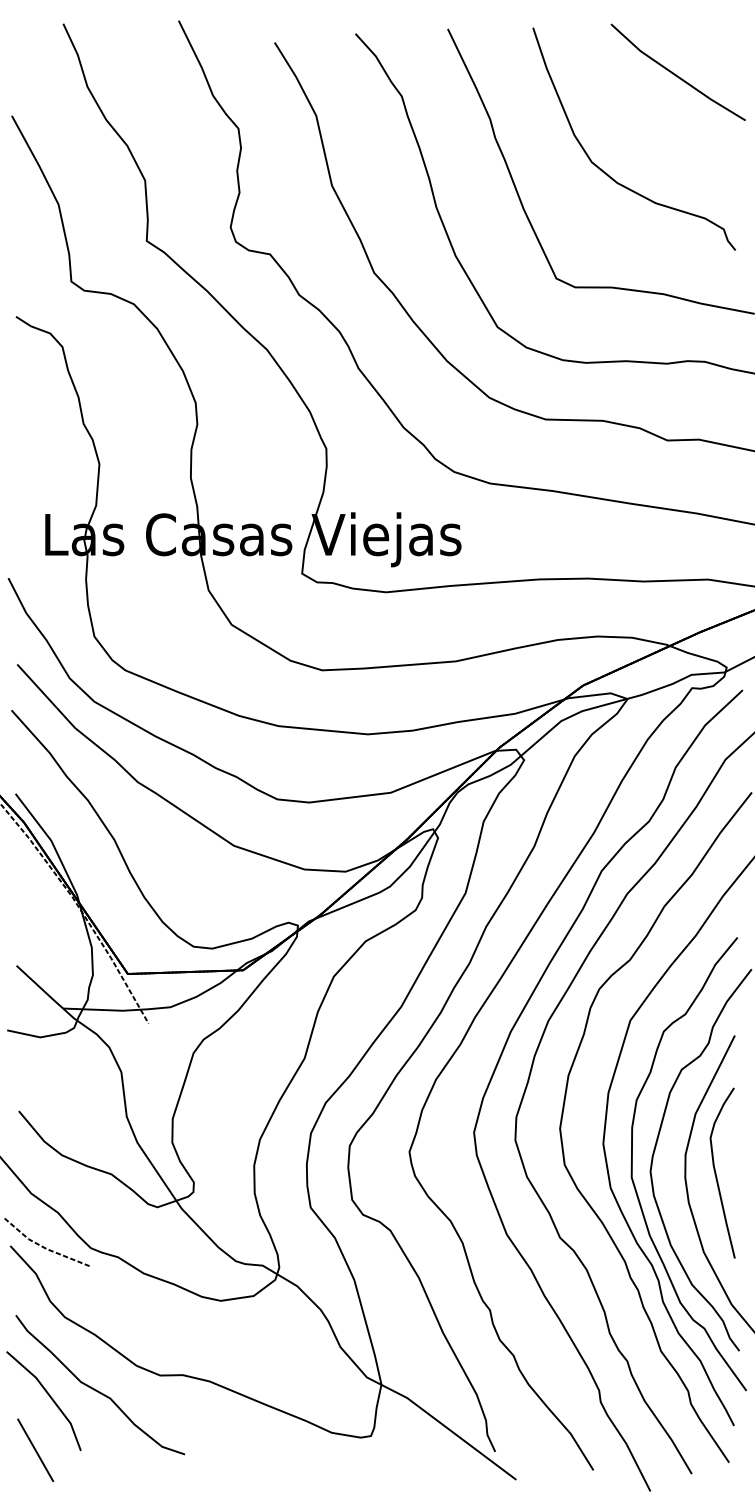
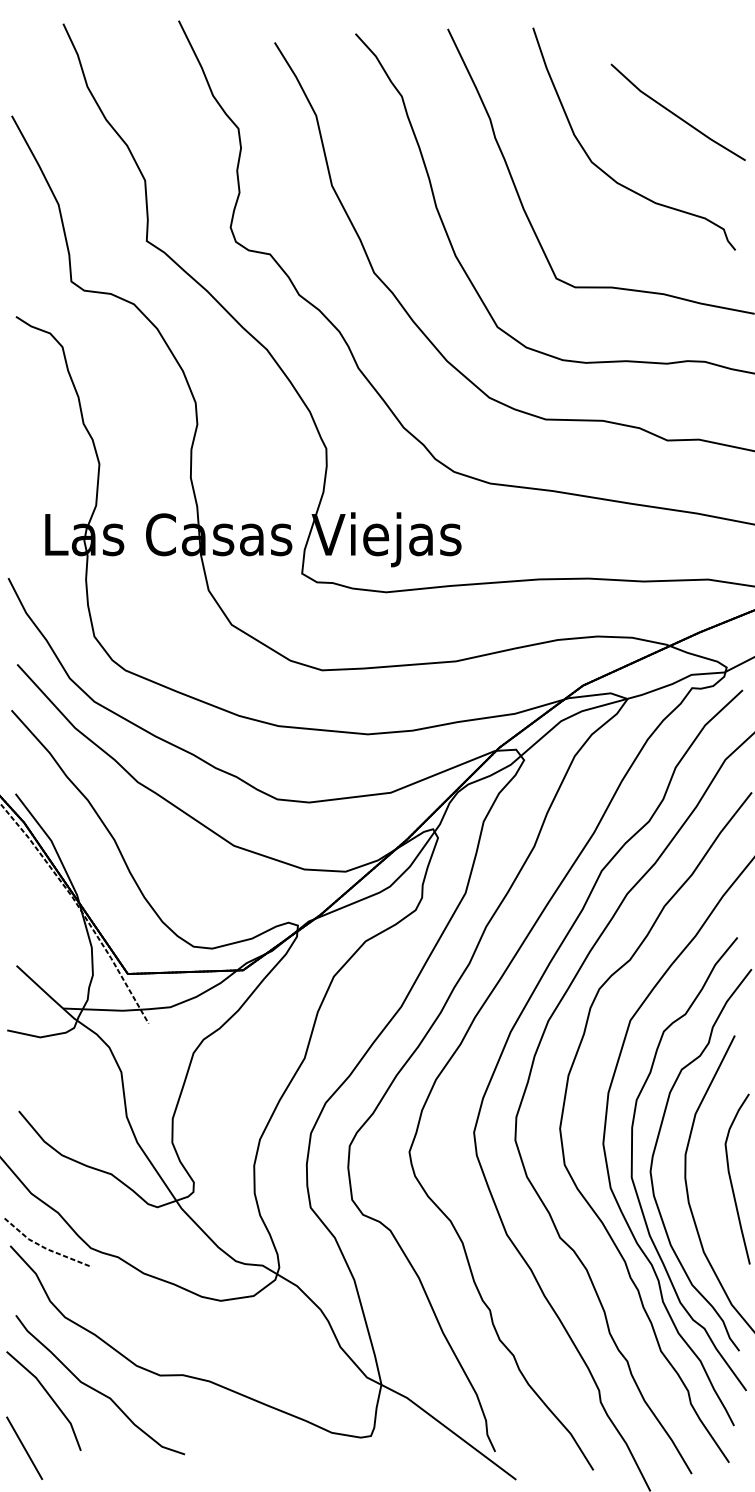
line position: (675, 73) -> (675, 113) (675, 113)
part position: (722, 1172) -> (737, 1178) (737, 1178)
line position: (35, 1449) -> (24, 1447) (24, 1447)
